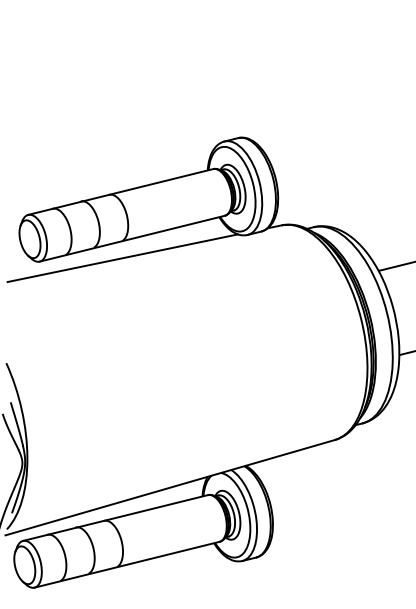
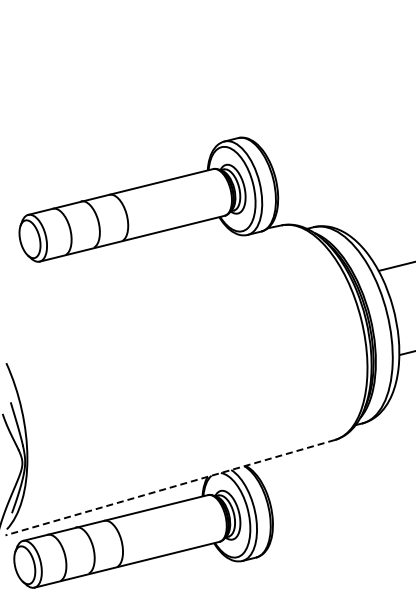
line: present -> none (122, 258)
line: solid -> dashed (170, 487)
